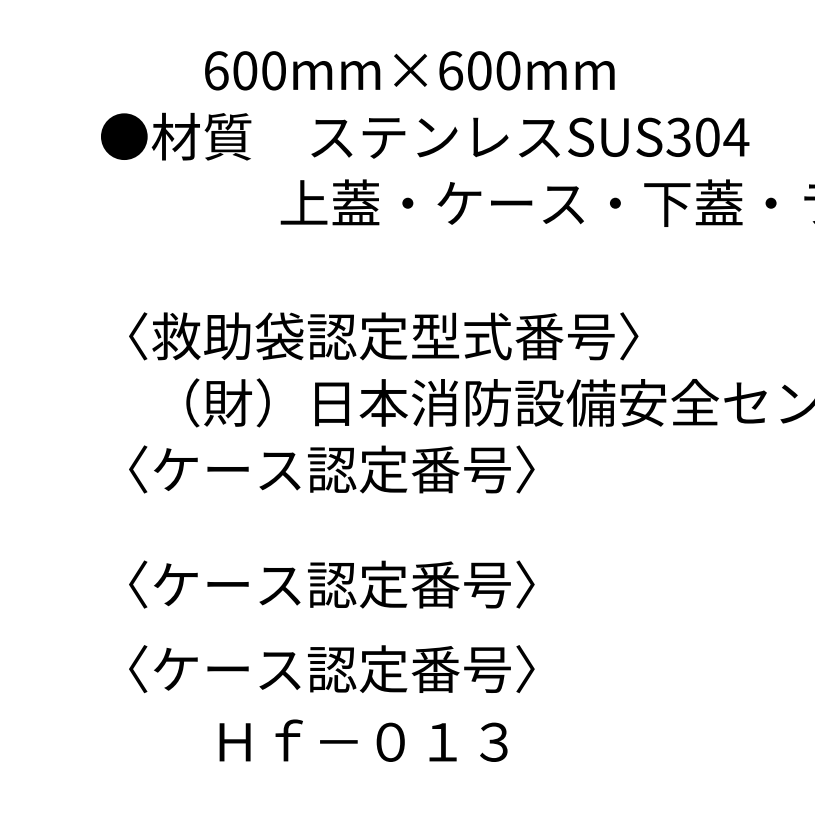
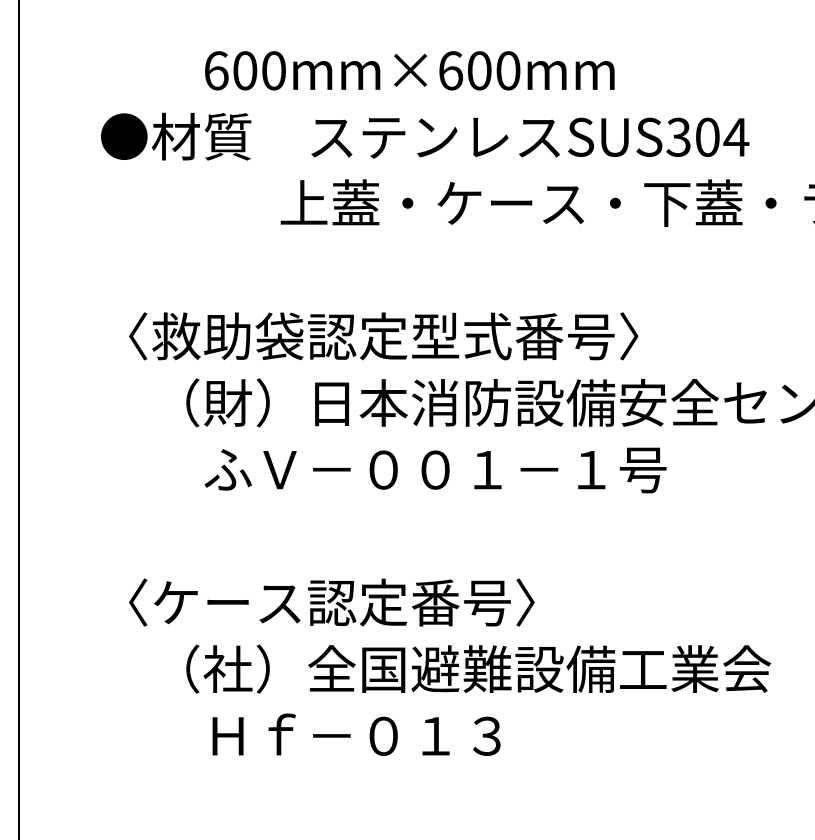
line: none -> present (18, 419)
text: 〈ケース認定番号〉 -> ふＶ－００１－１号 (397, 469)
text position: (331, 584) -> (331, 602) (331, 602)
text: 〈ケース認定番号〉 -> （社）全国避難設備工業会 (450, 668)
text position: (363, 740) -> (356, 734) (356, 734)
